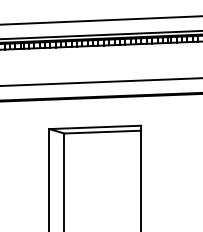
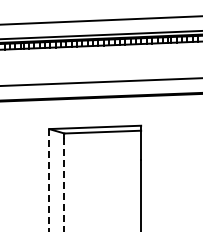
line: solid -> dashed (49, 180)
line: solid -> dashed (64, 185)
